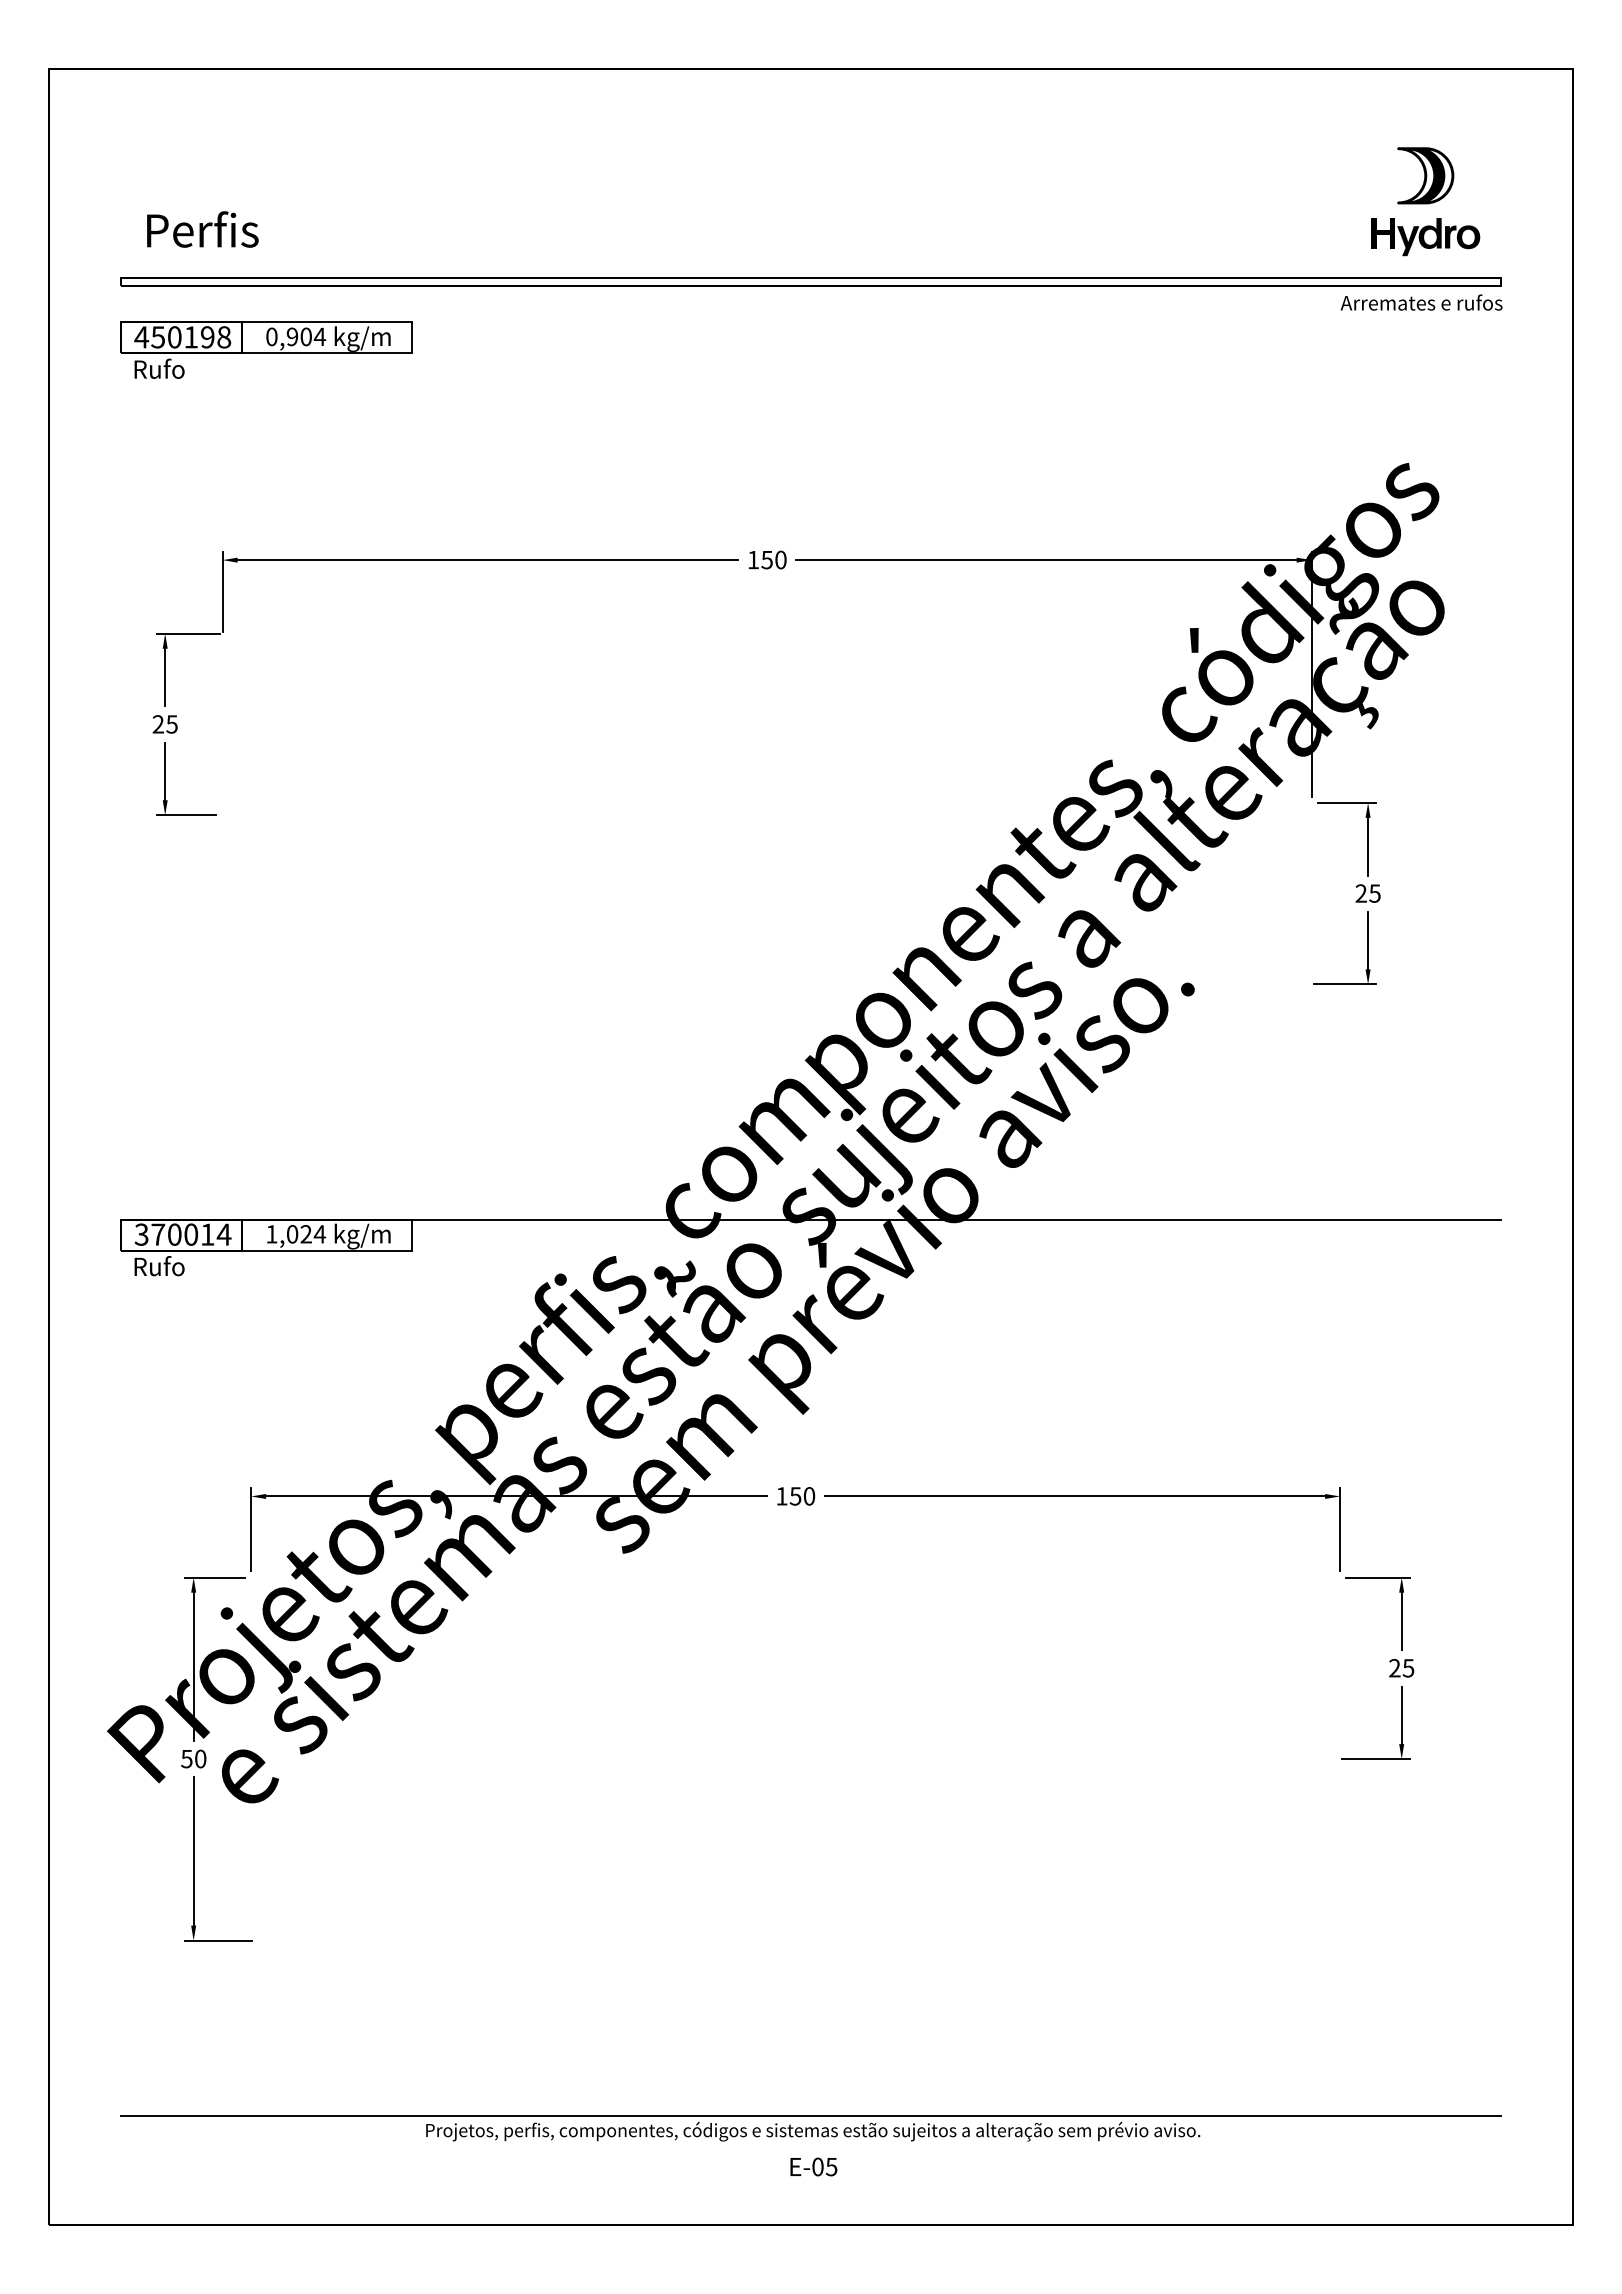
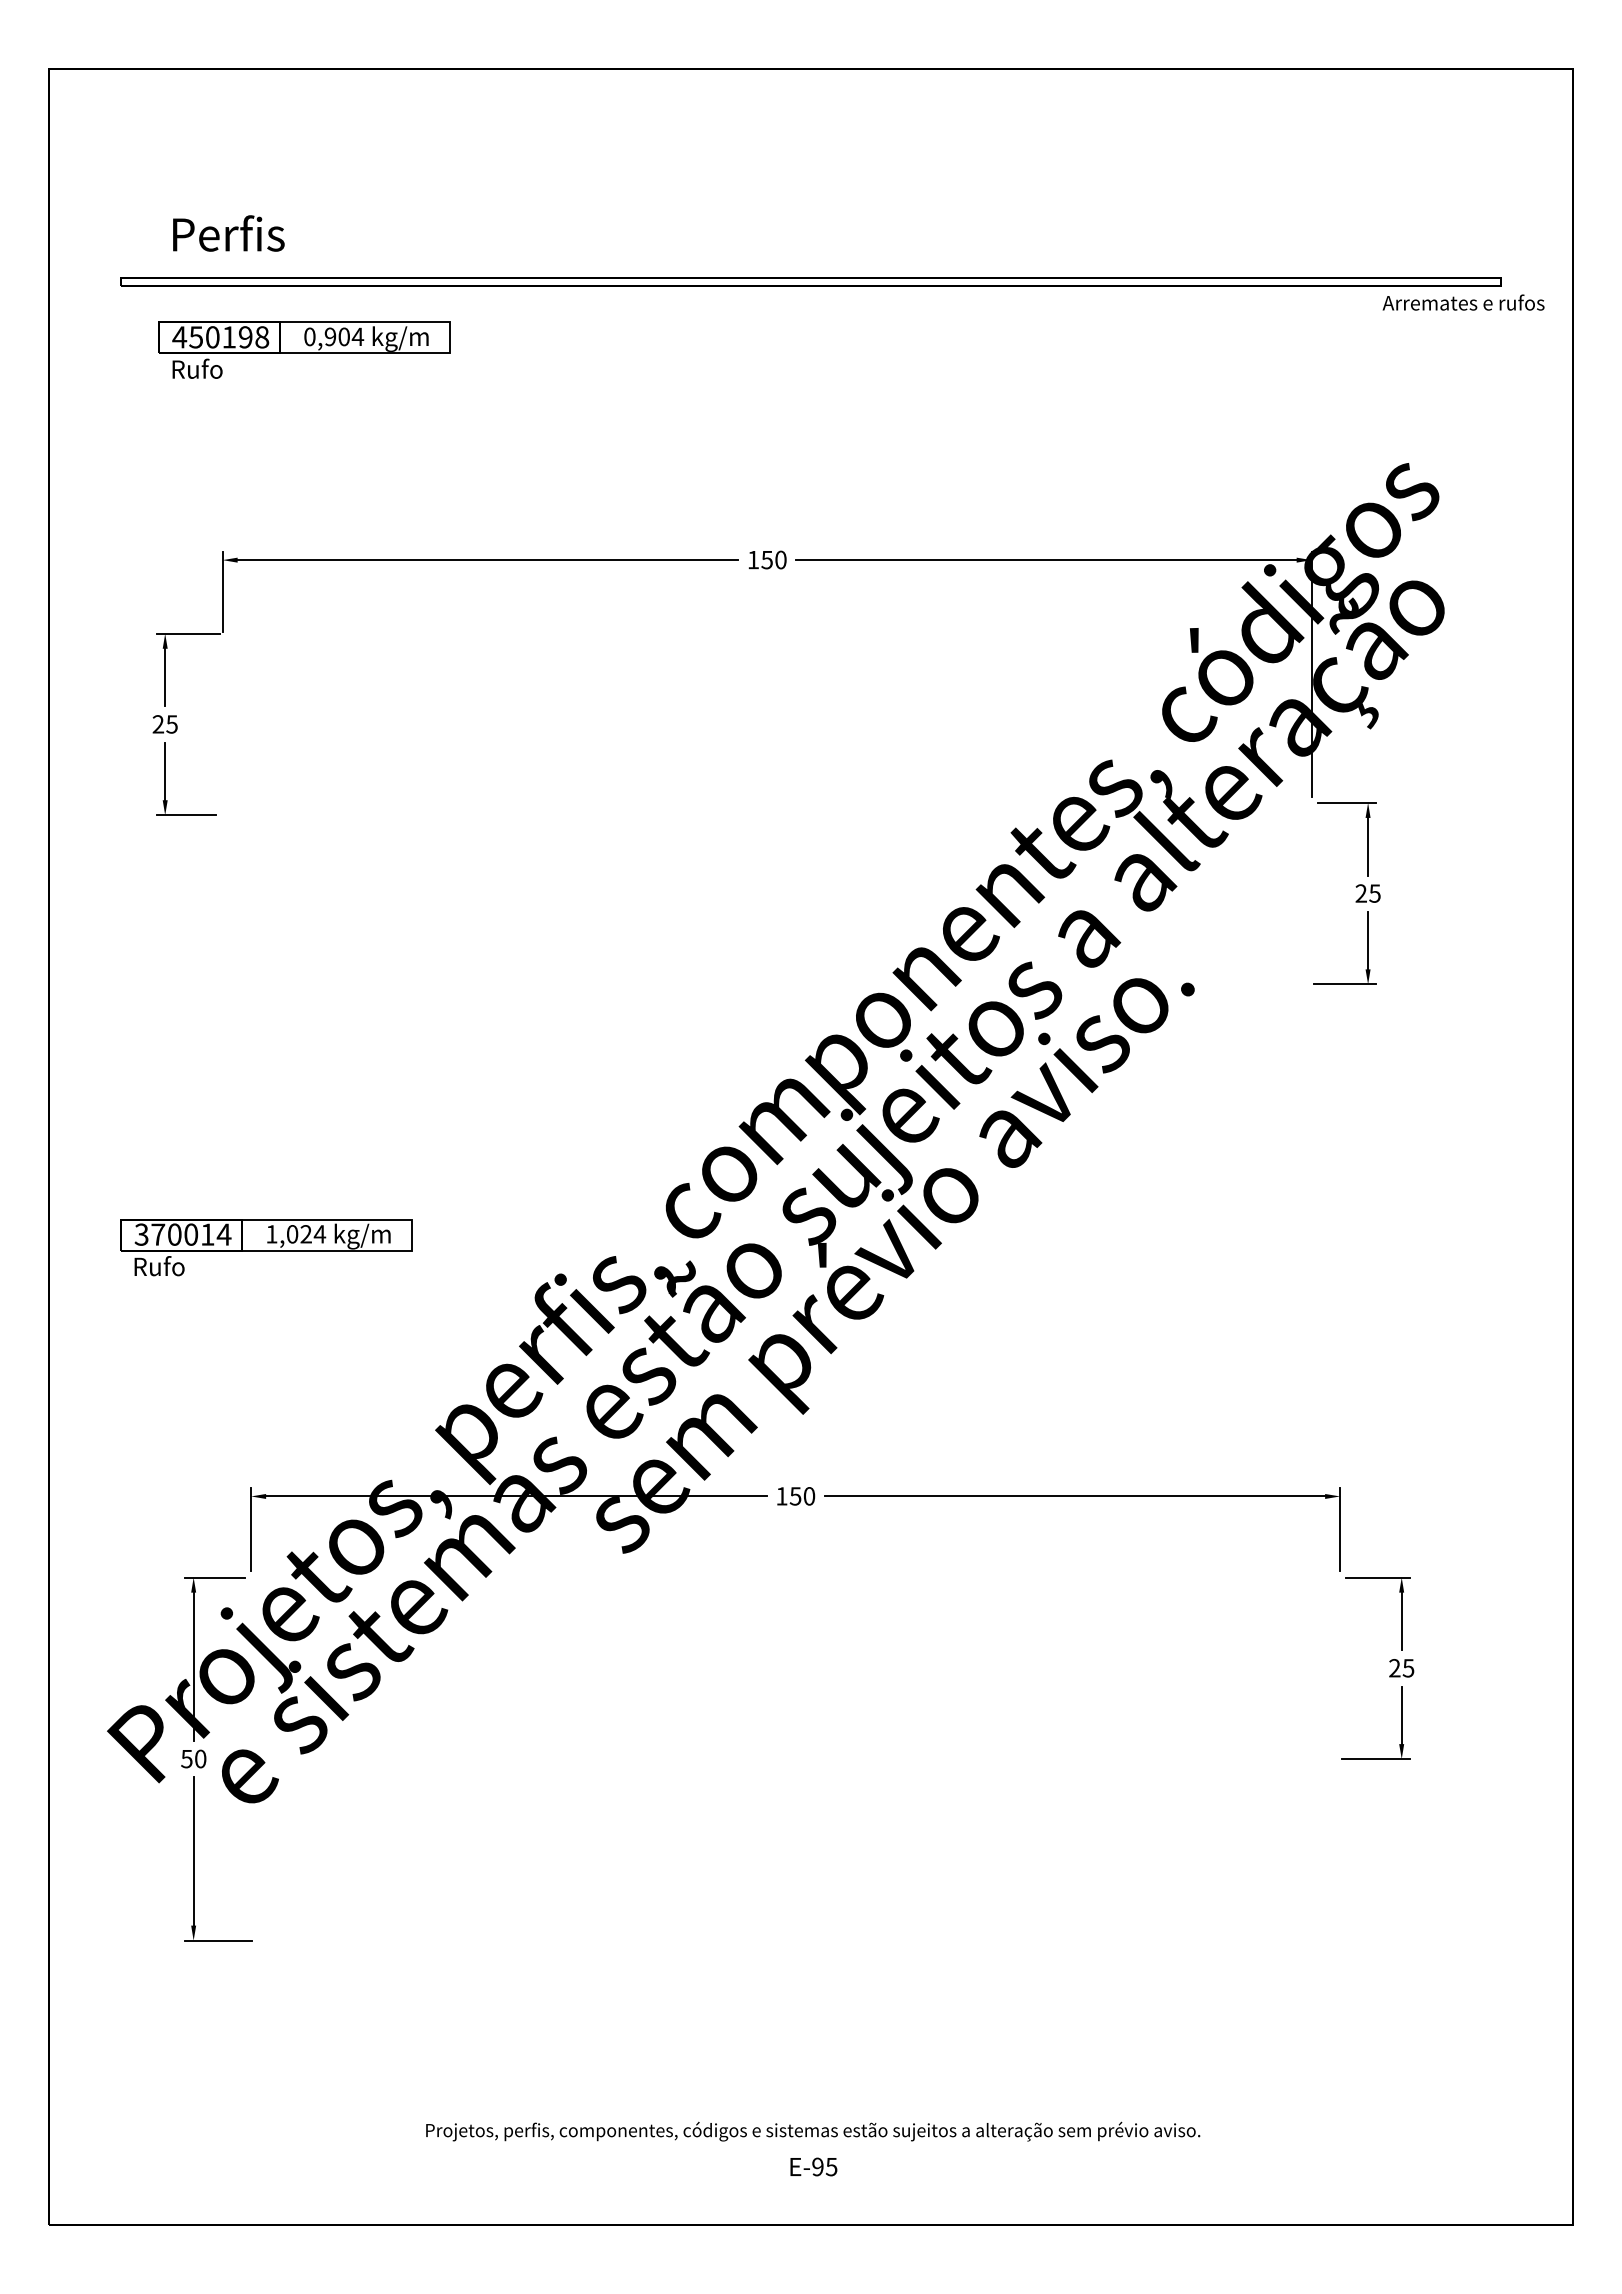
part: present -> none (1425, 201)
text position: (202, 229) -> (228, 233) (228, 233)
text position: (1421, 302) -> (1463, 302) (1463, 302)
part position: (266, 349) -> (304, 349) (304, 349)
line: present -> none (810, 1219)
line: present -> none (810, 2116)
text: E-05 -> E-95 (817, 2166)
